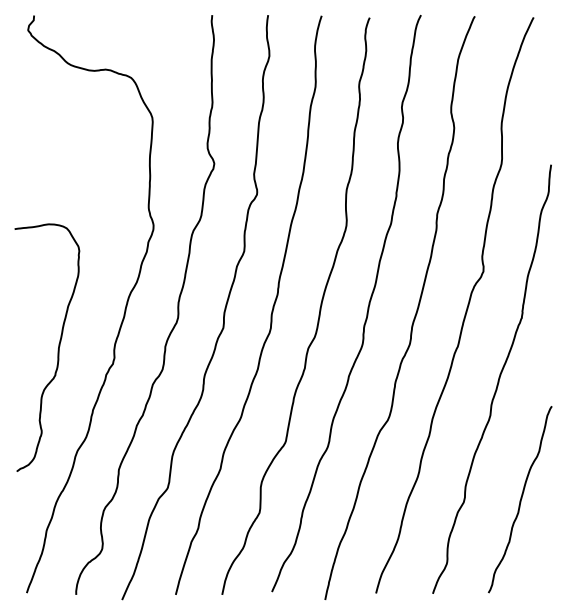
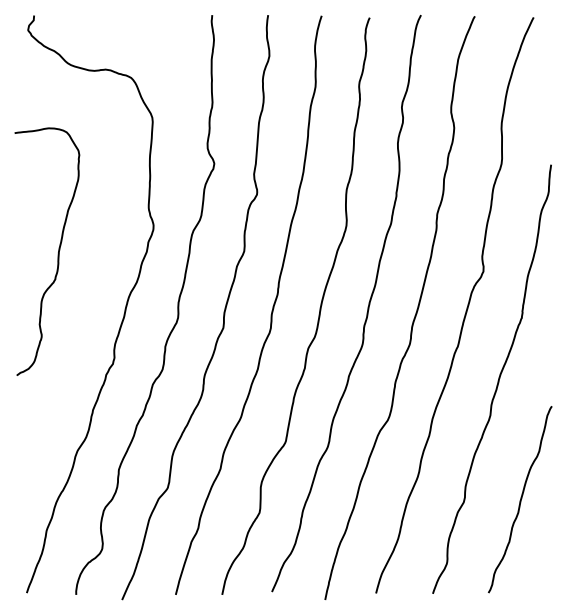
curve position: (57, 349) -> (57, 253) (57, 253)
